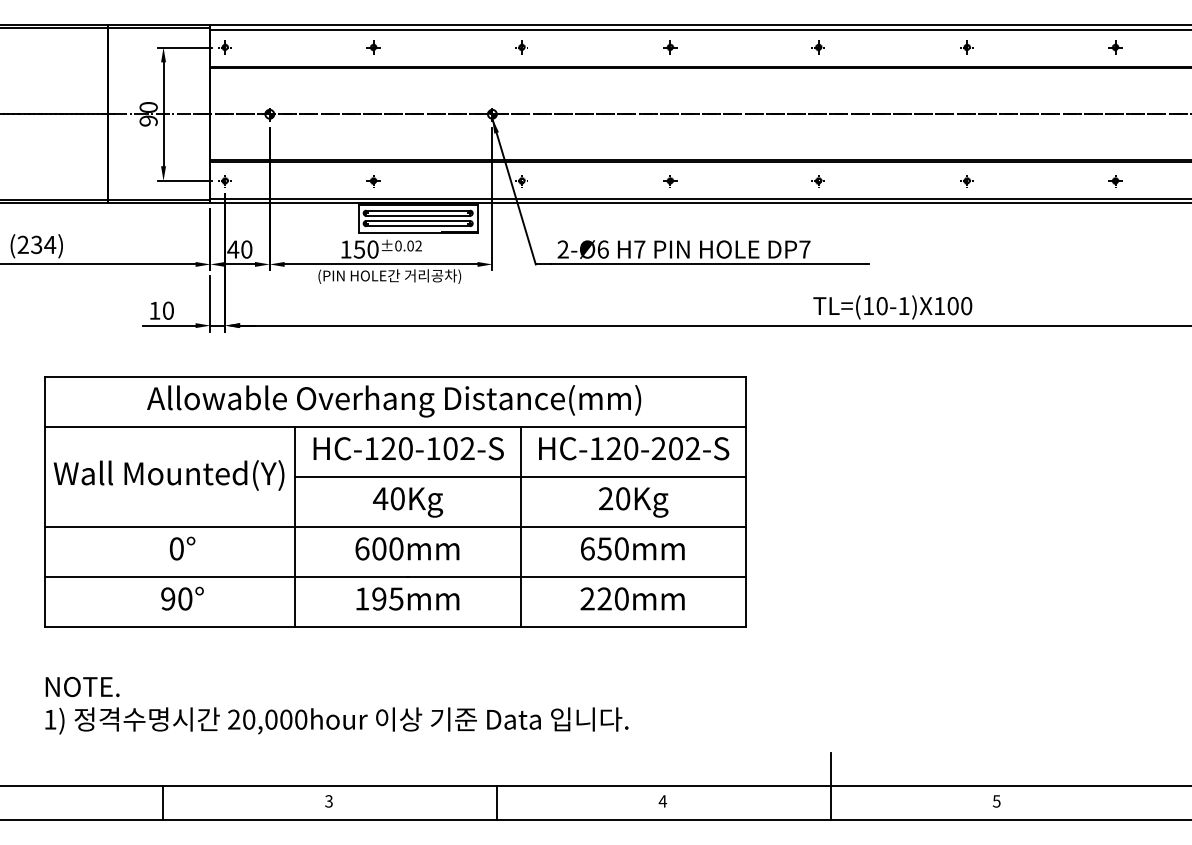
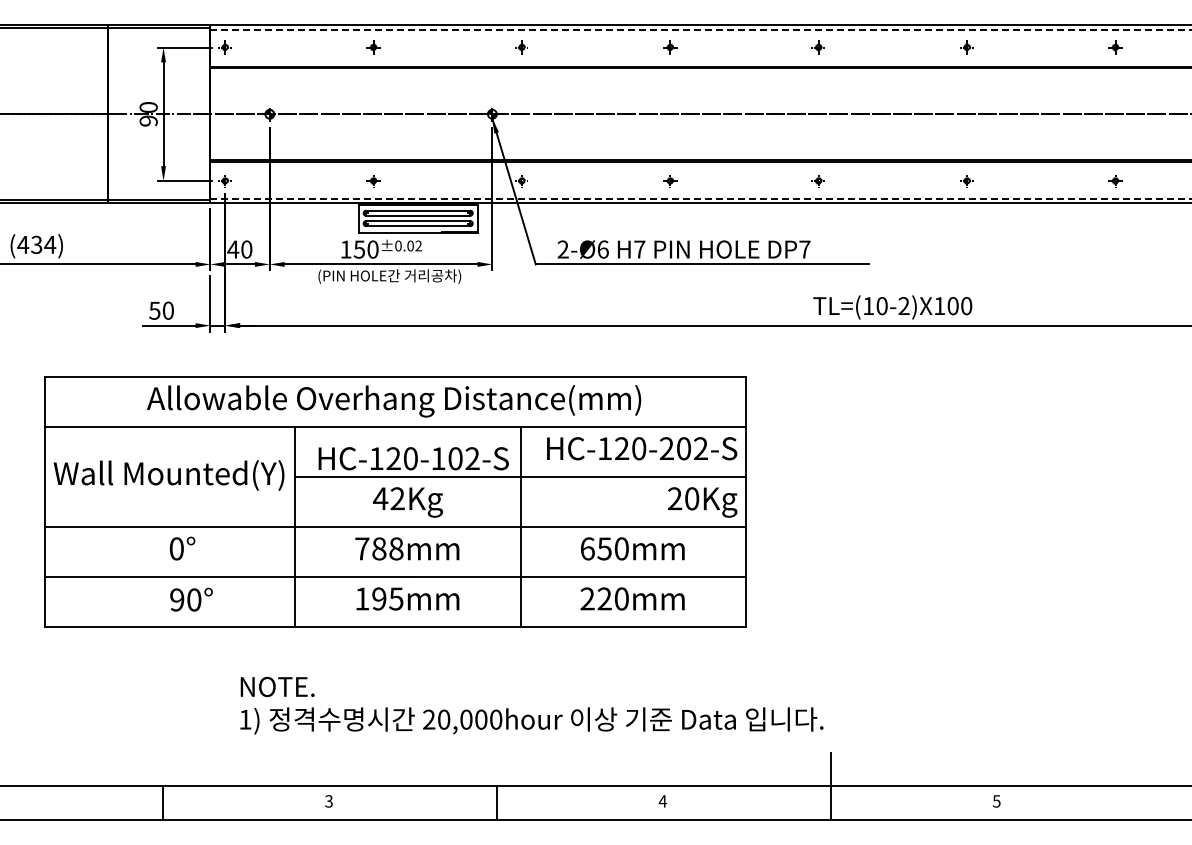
line: solid -> dashed (701, 29)
line: solid -> dashed (701, 198)
text: (234) -> (434) (23, 244)
text: TL=(10-1)X100 -> TL=(10-2)X100 (903, 305)
text: 10 -> 50 (154, 310)
text position: (408, 448) -> (413, 458) (413, 458)
text position: (634, 448) -> (642, 448) (642, 448)
text: 40Kg -> 42Kg (397, 498)
text position: (633, 502) -> (702, 502) (702, 502)
text: 600mm -> 788mm (379, 548)
text position: (182, 598) -> (191, 599) (191, 599)
text position: (336, 705) -> (531, 705) (531, 705)
